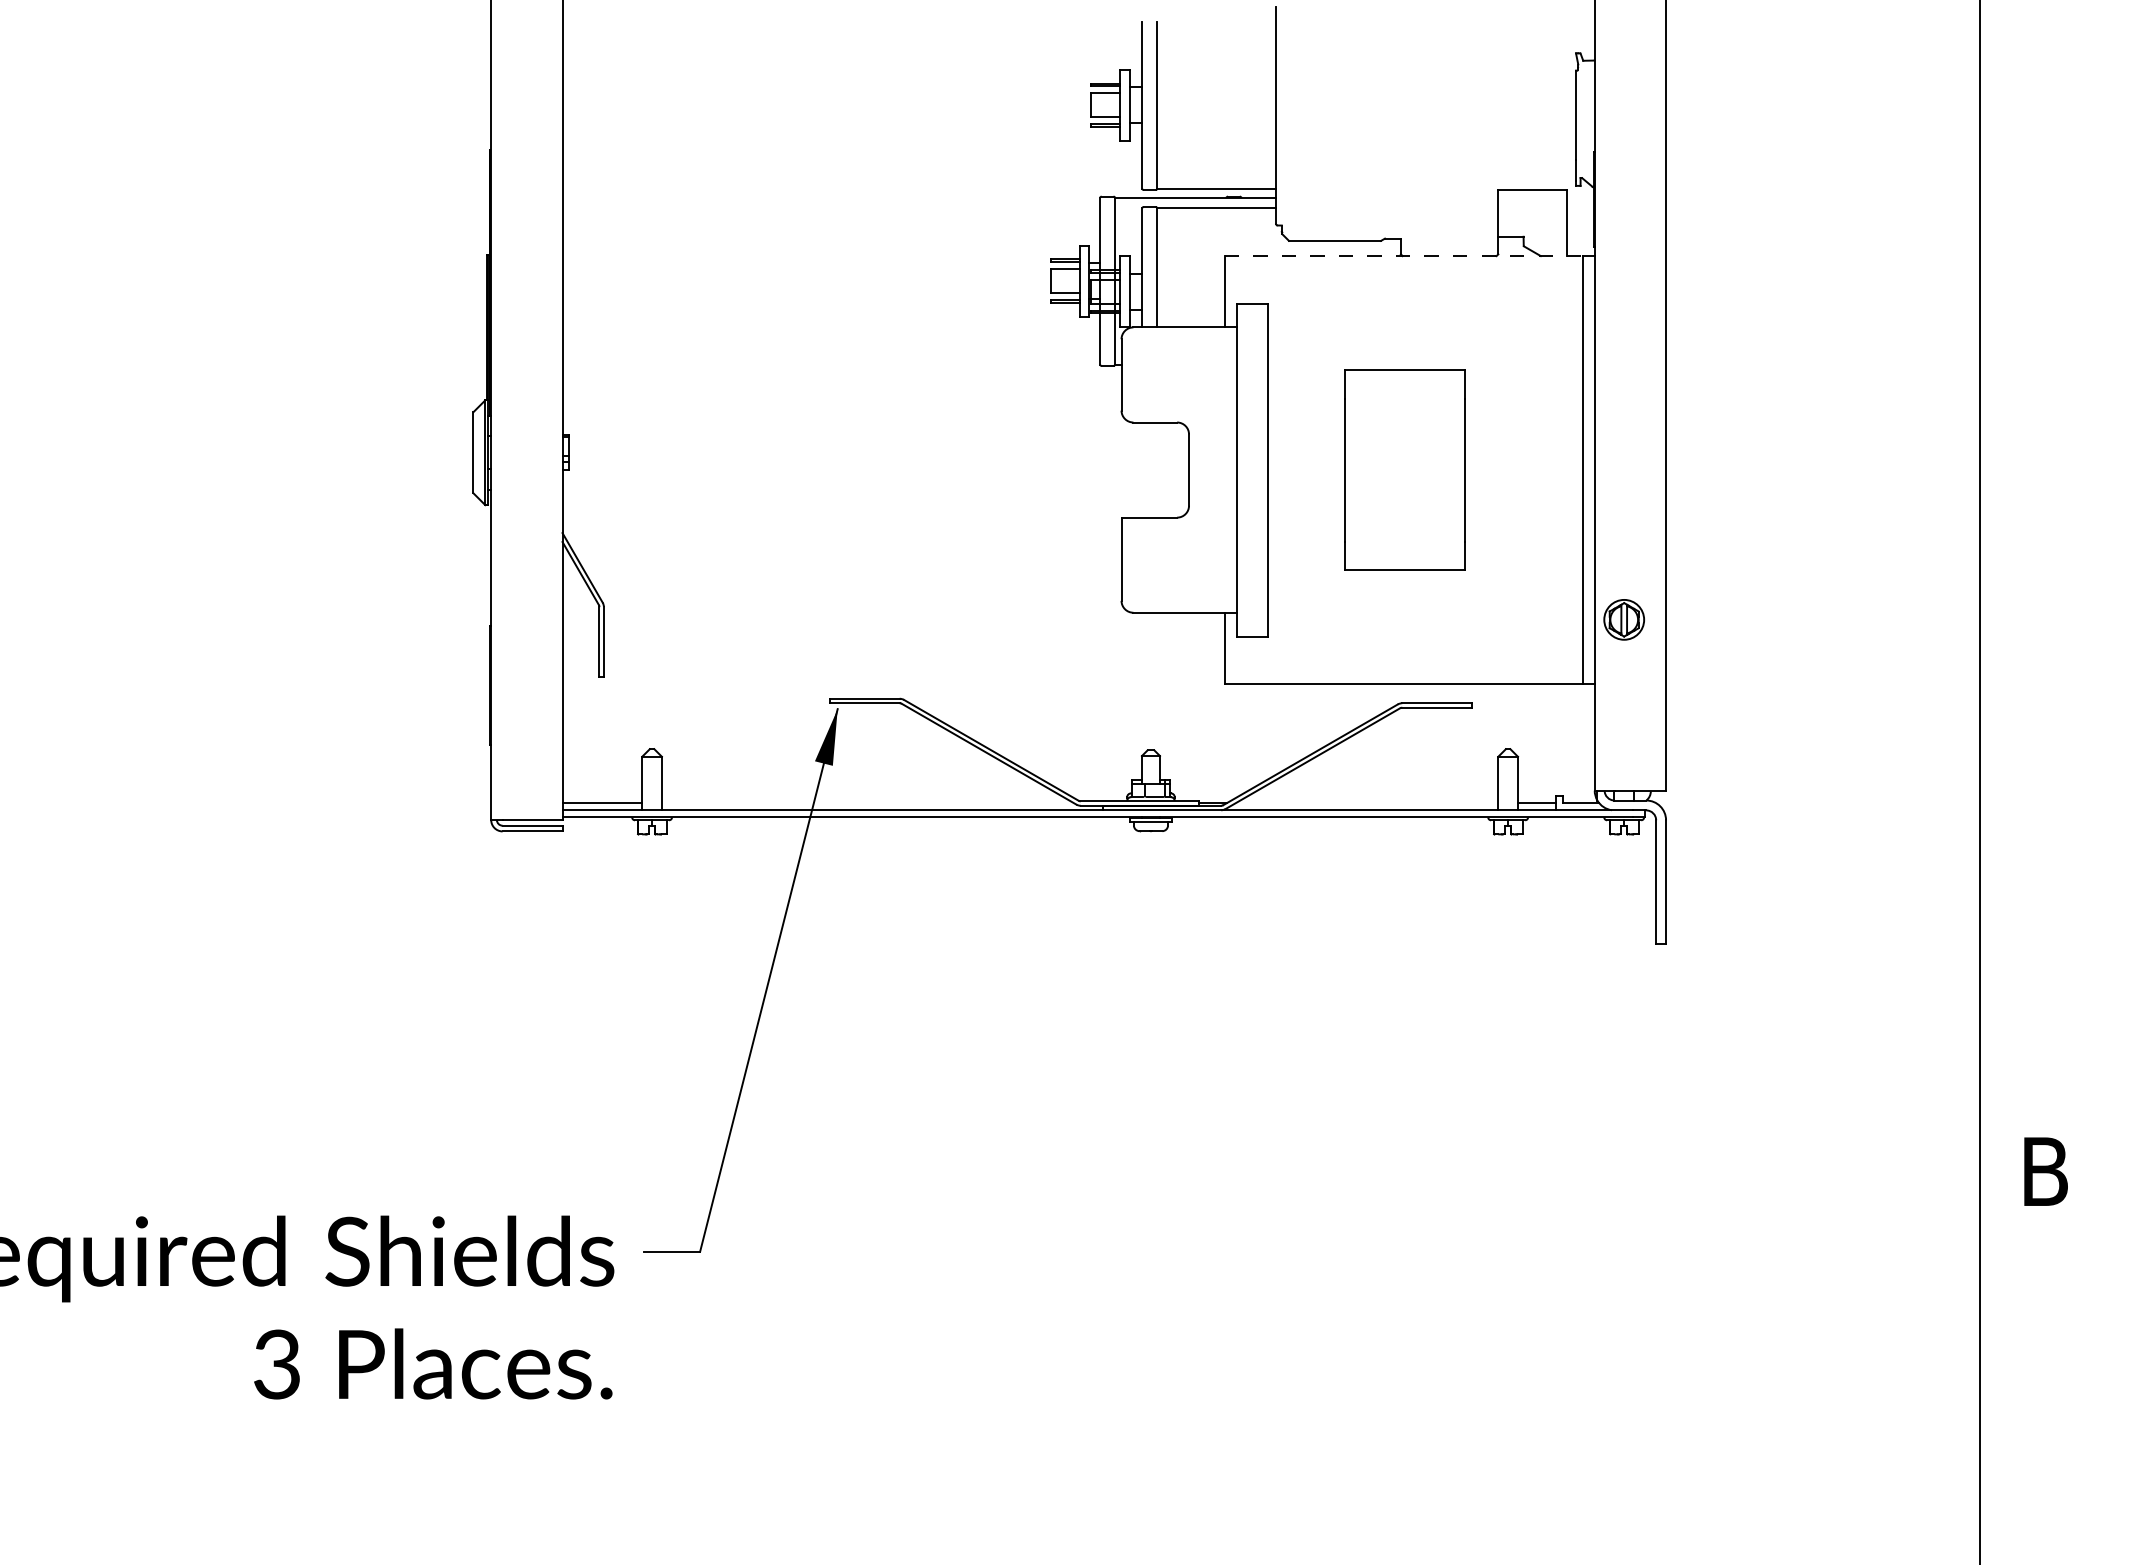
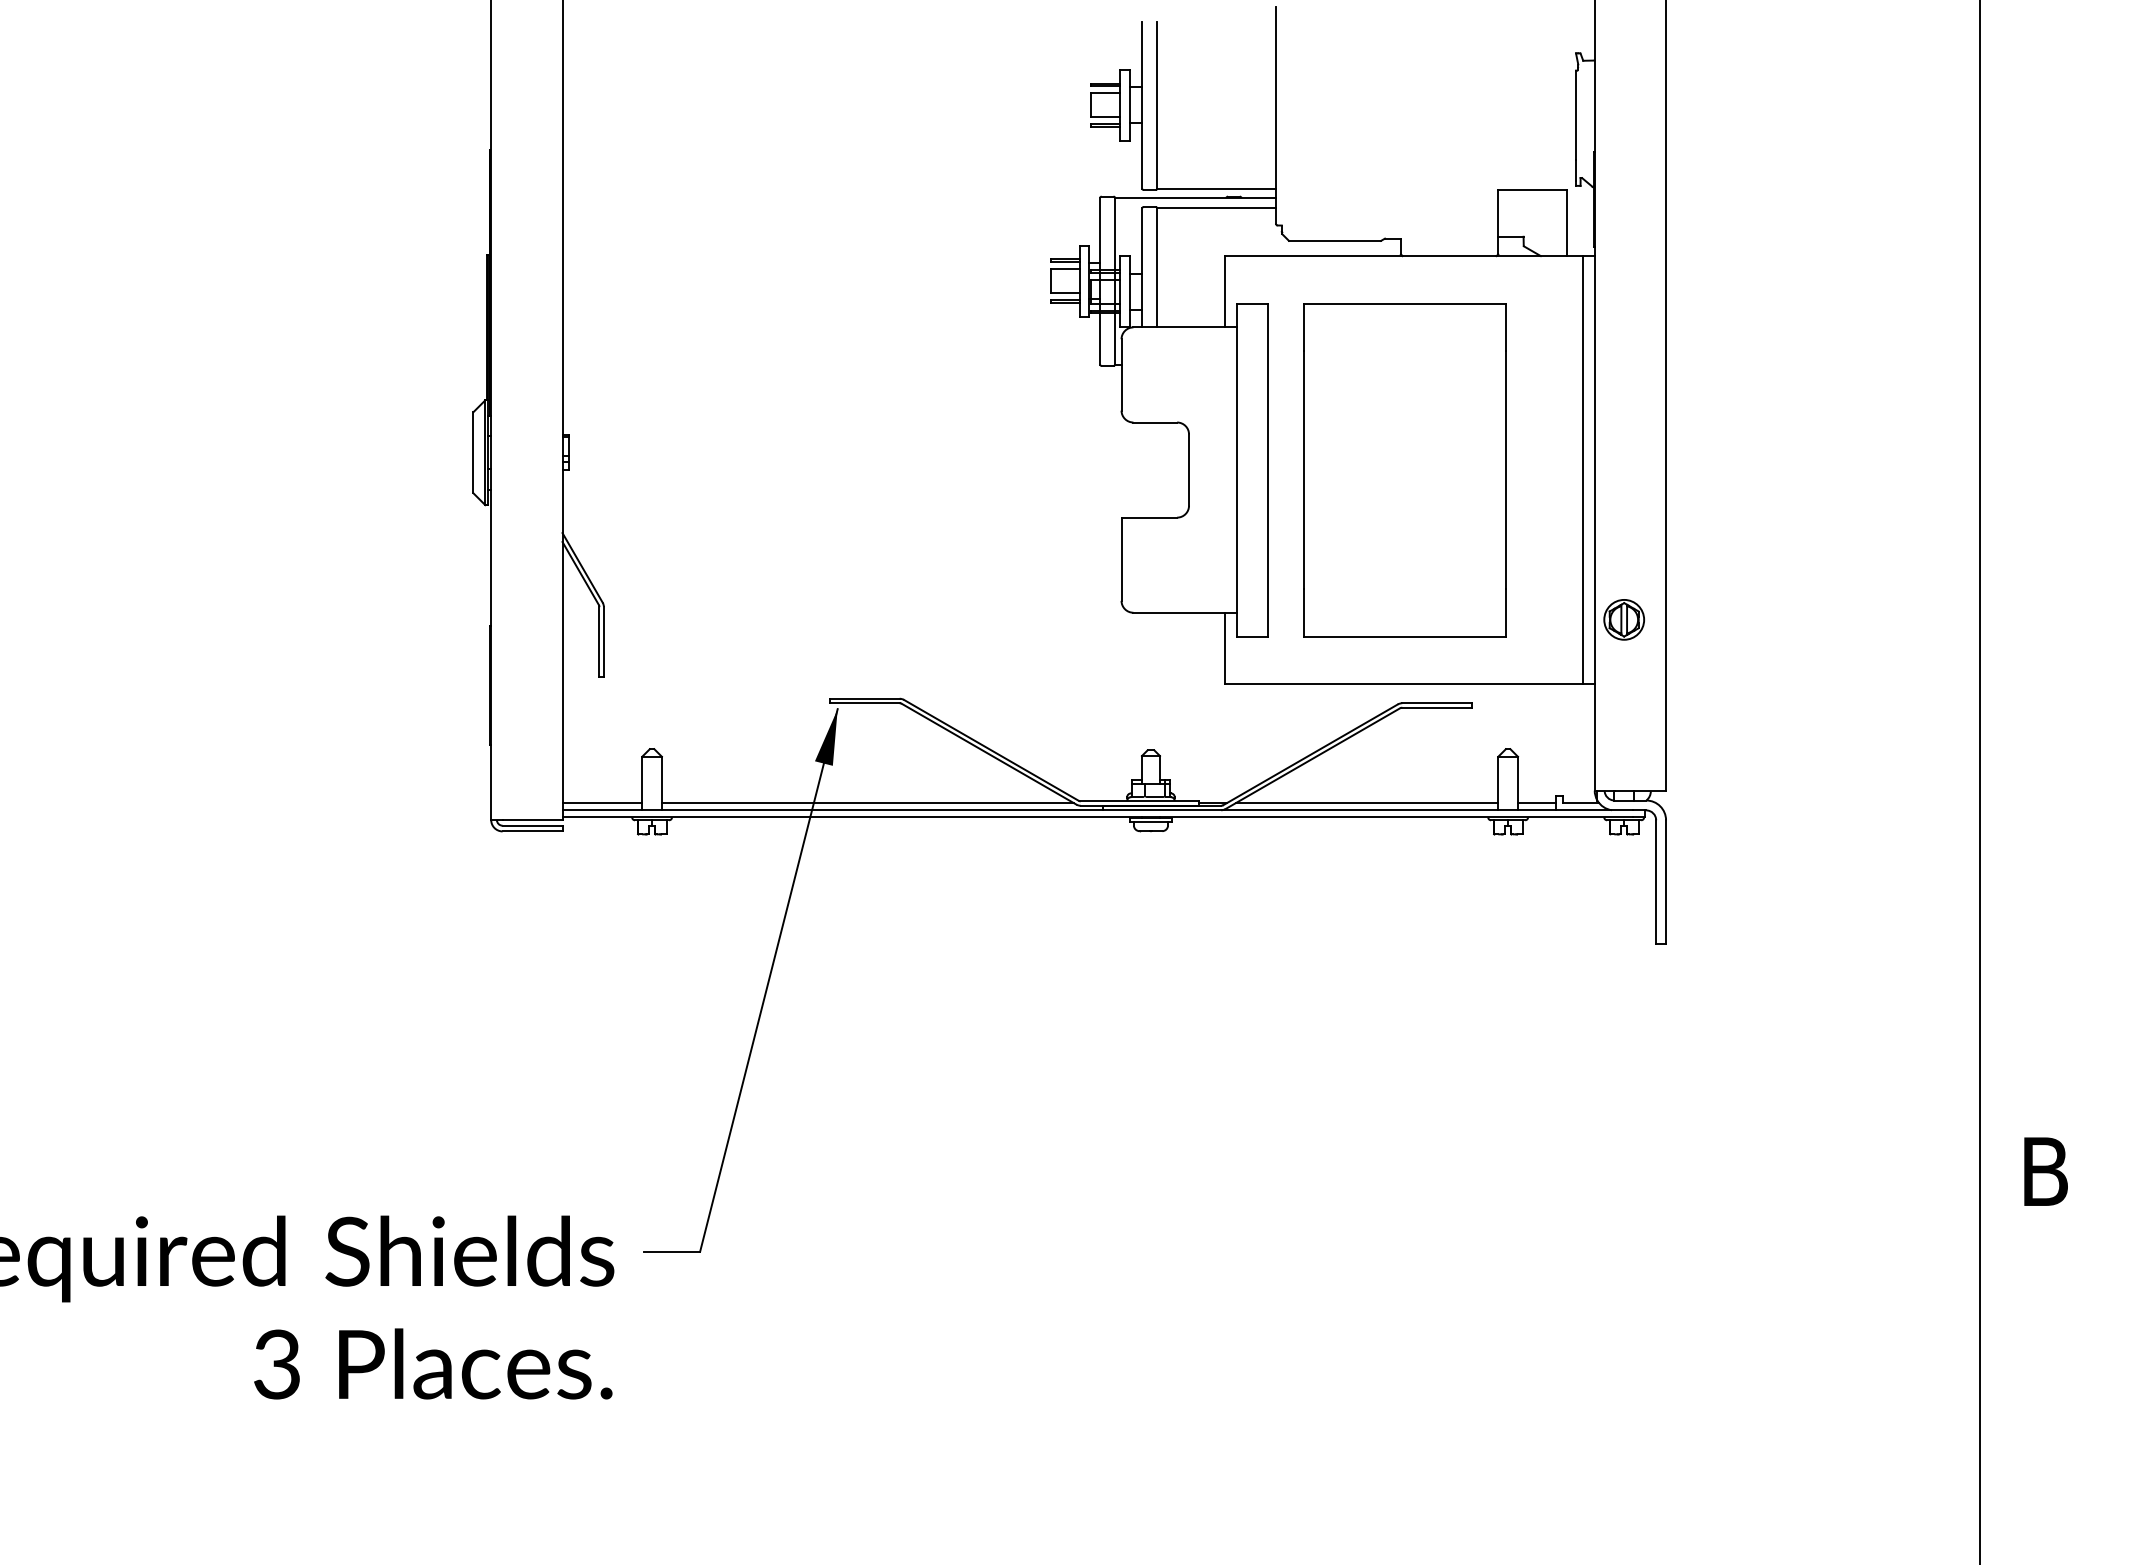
line: dashed -> solid (1404, 256)
part size: 122x202 px -> 204x335 px (1404, 470)
line: none -> present (867, 803)
line: none -> present (1366, 803)
